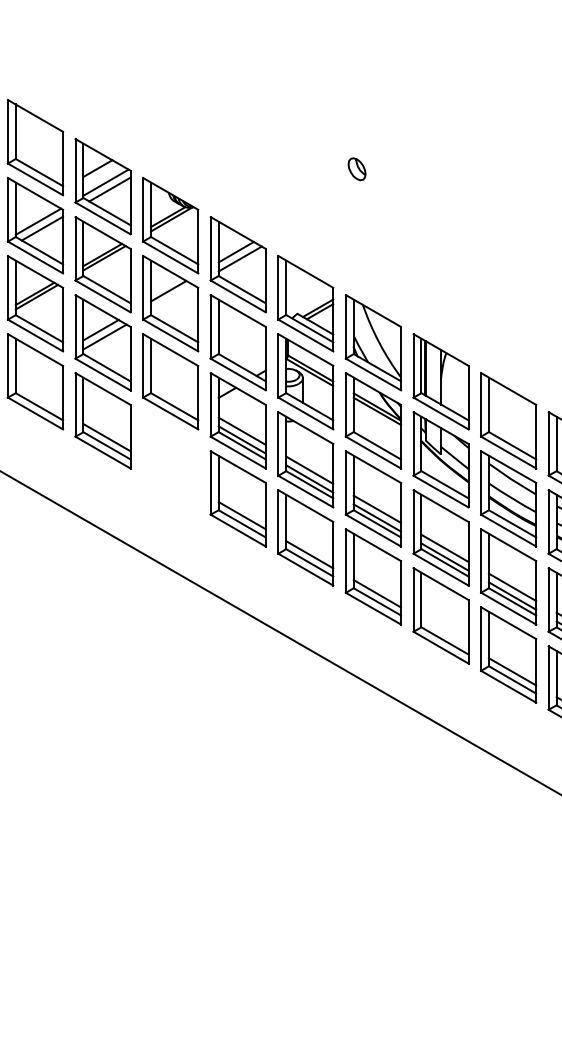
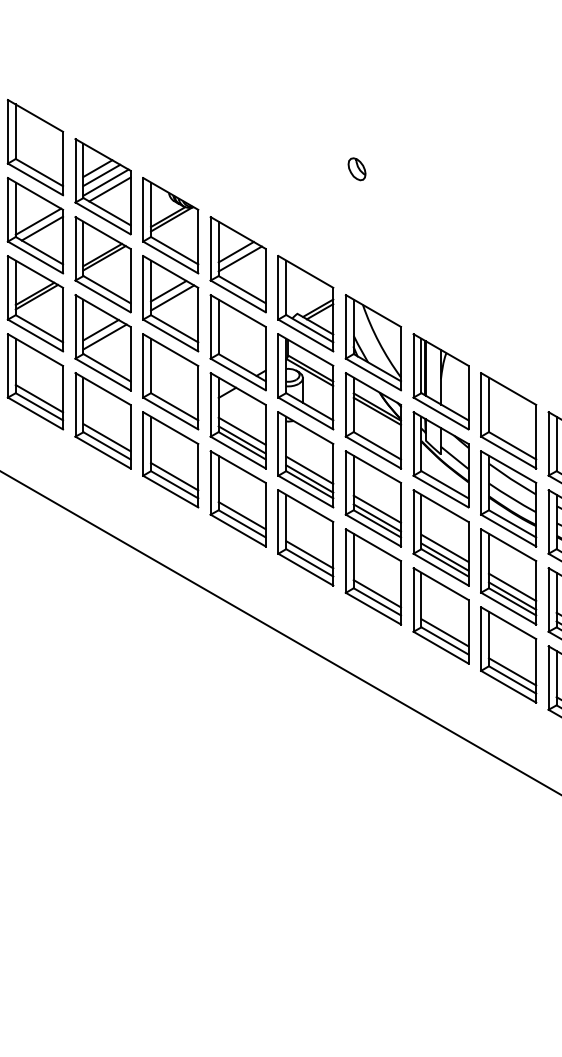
line: none -> present (101, 175)
line: none -> present (172, 297)
line: none -> present (39, 398)
part: none -> present (170, 459)
line: none -> present (444, 632)
